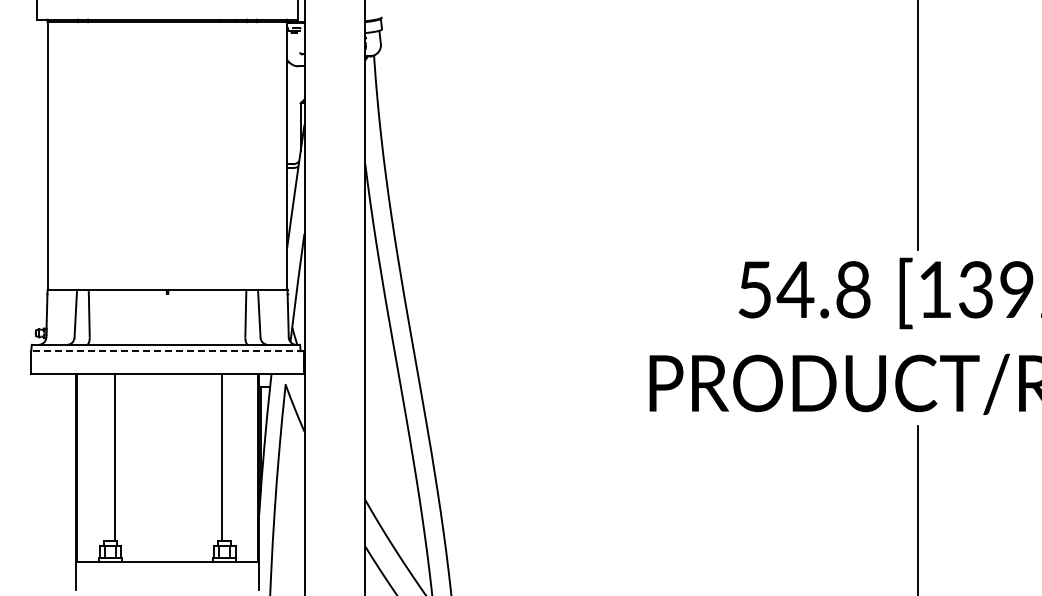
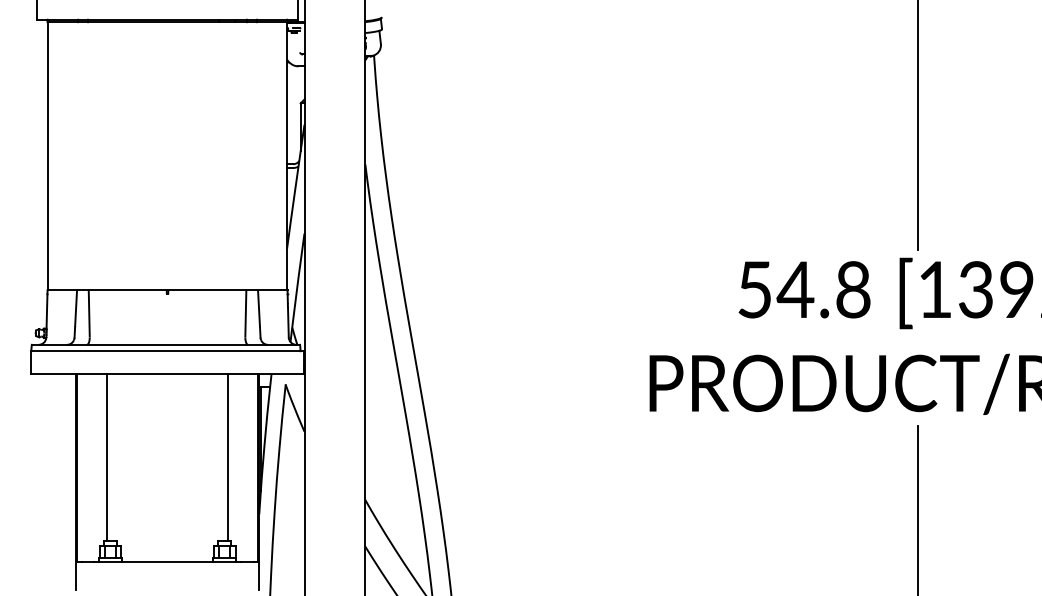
line: dashed -> solid (167, 351)
line position: (115, 457) -> (107, 457) (107, 457)
line position: (222, 457) -> (228, 457) (228, 457)
